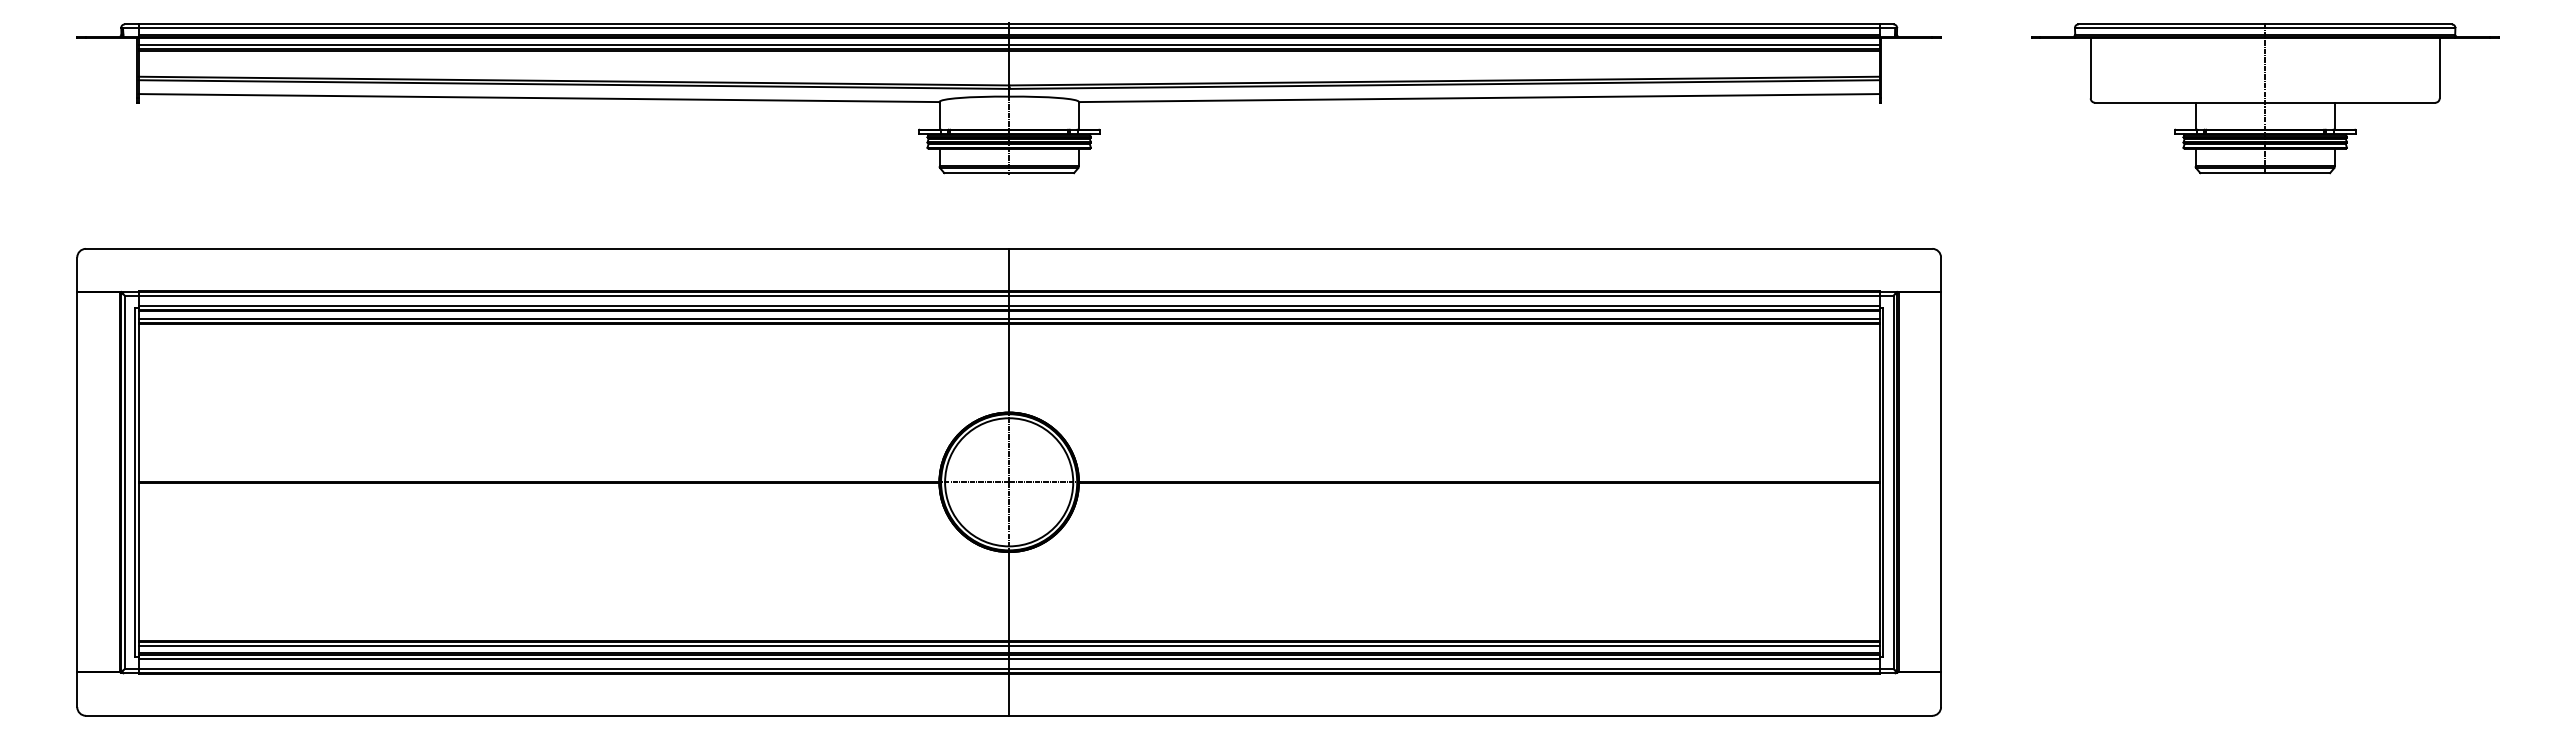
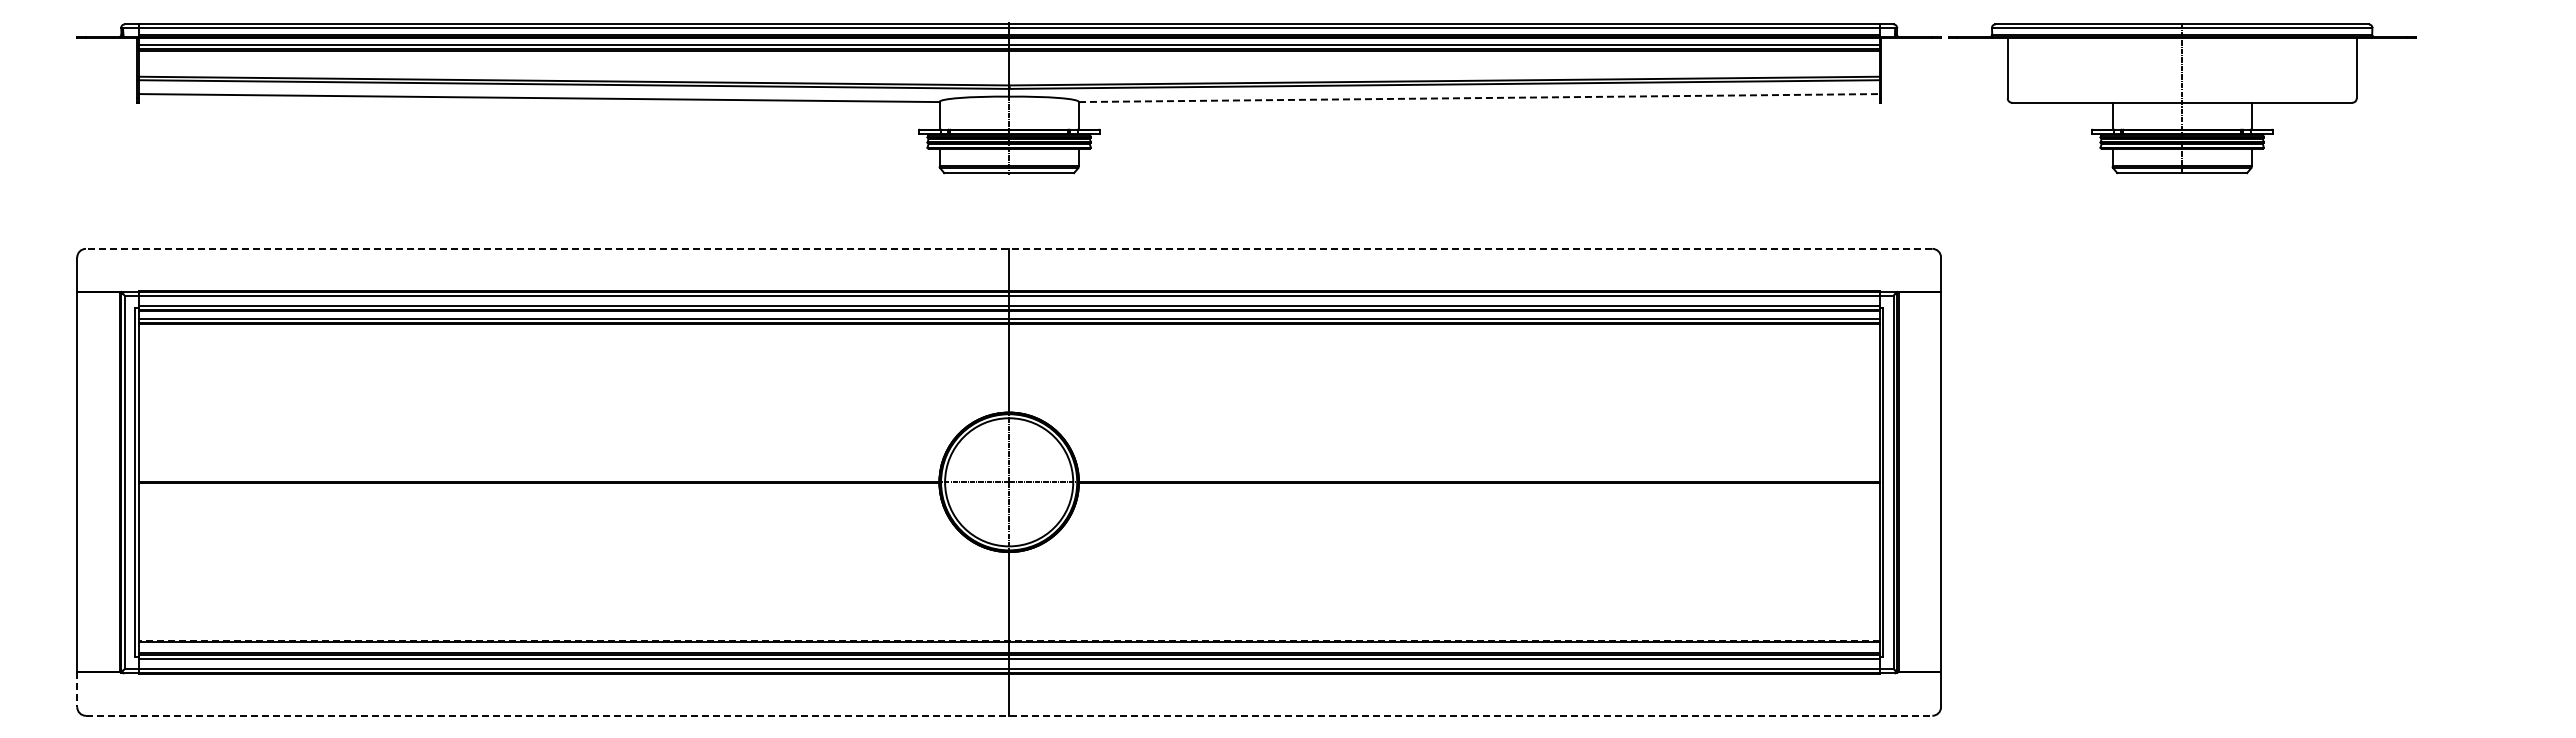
line: solid -> dashed (1479, 98)
part position: (2265, 98) -> (2182, 98) (2182, 98)
line: solid -> dashed (1008, 248)
line: solid -> dashed (1009, 640)
line: present -> none (1008, 645)
line: solid -> dashed (77, 690)
line: solid -> dashed (1009, 715)
